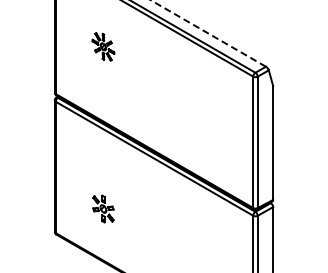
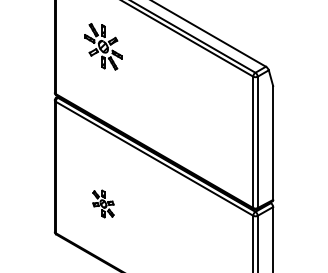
line: dashed -> solid (208, 33)
part size: 25x30 px -> 39x48 px (103, 46)
part position: (103, 208) -> (103, 203) (103, 203)
